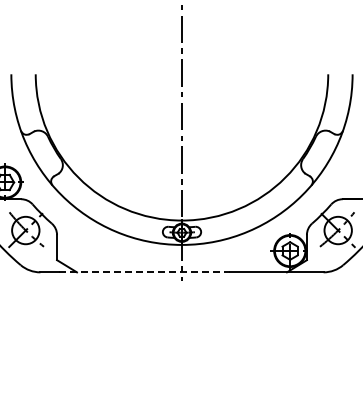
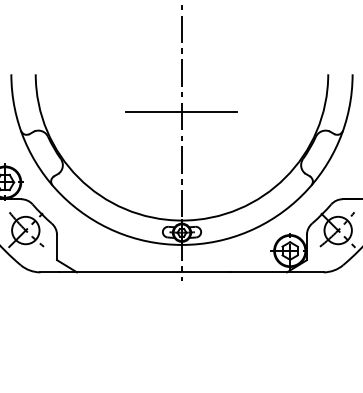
line: none -> present (181, 112)
line: dashed -> solid (144, 272)
